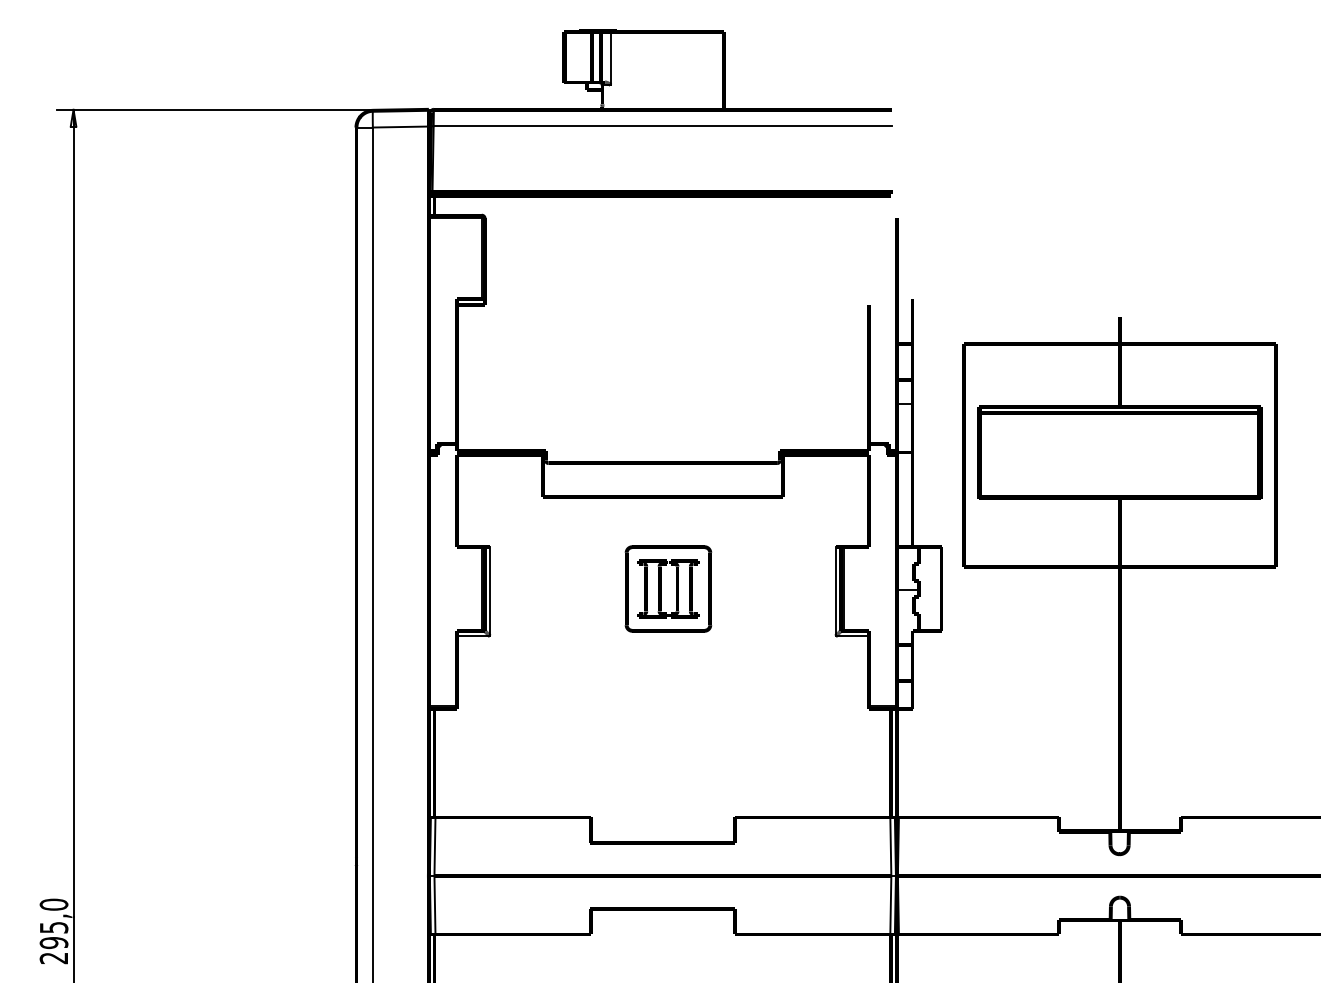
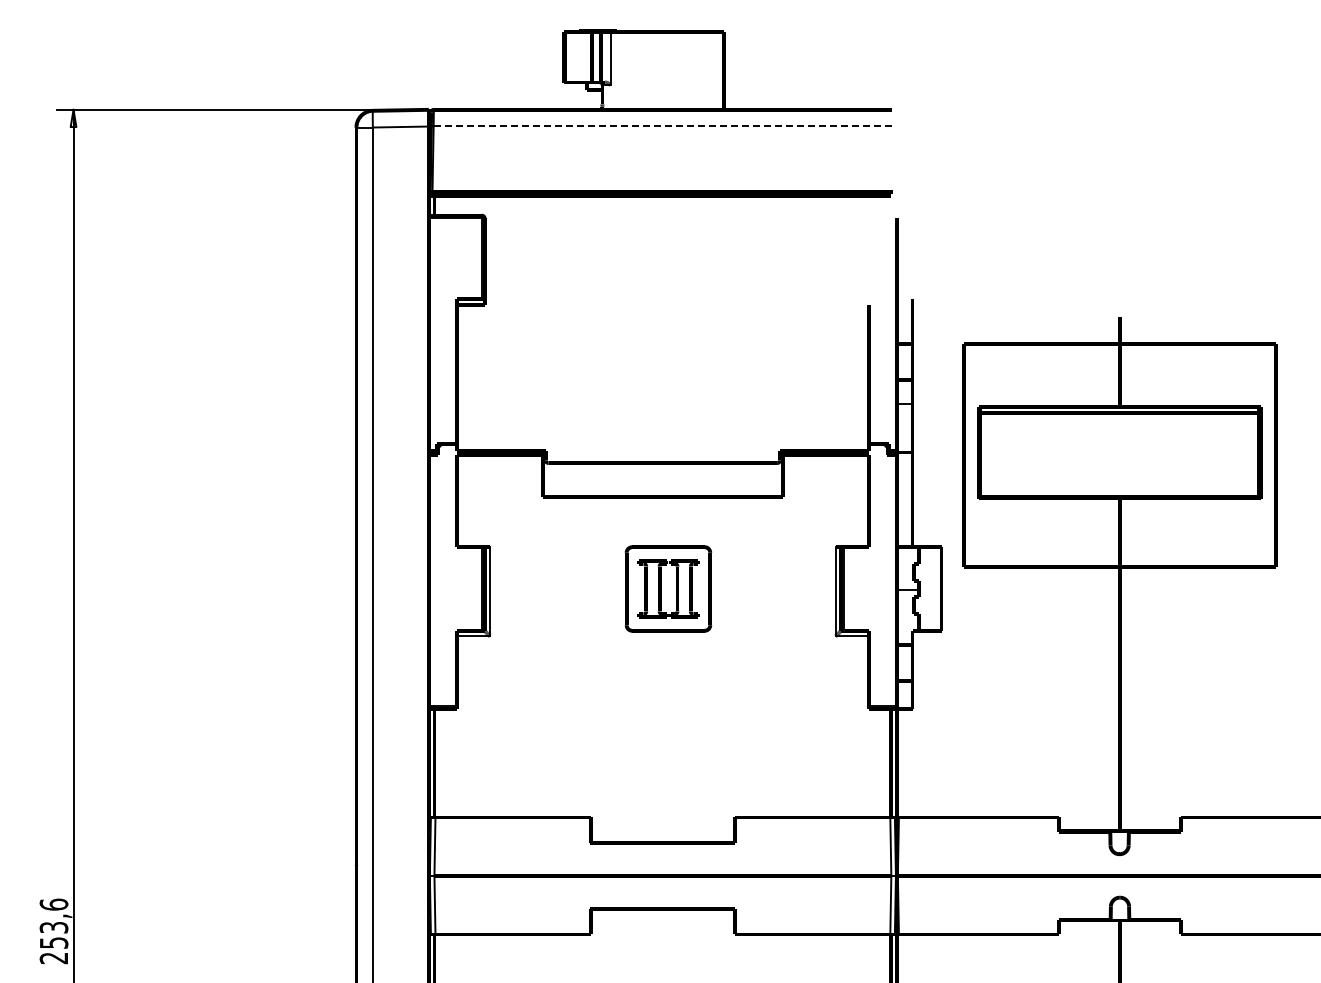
line: solid -> dashed (662, 126)
text: 295,0 -> 253,6 (53, 923)
